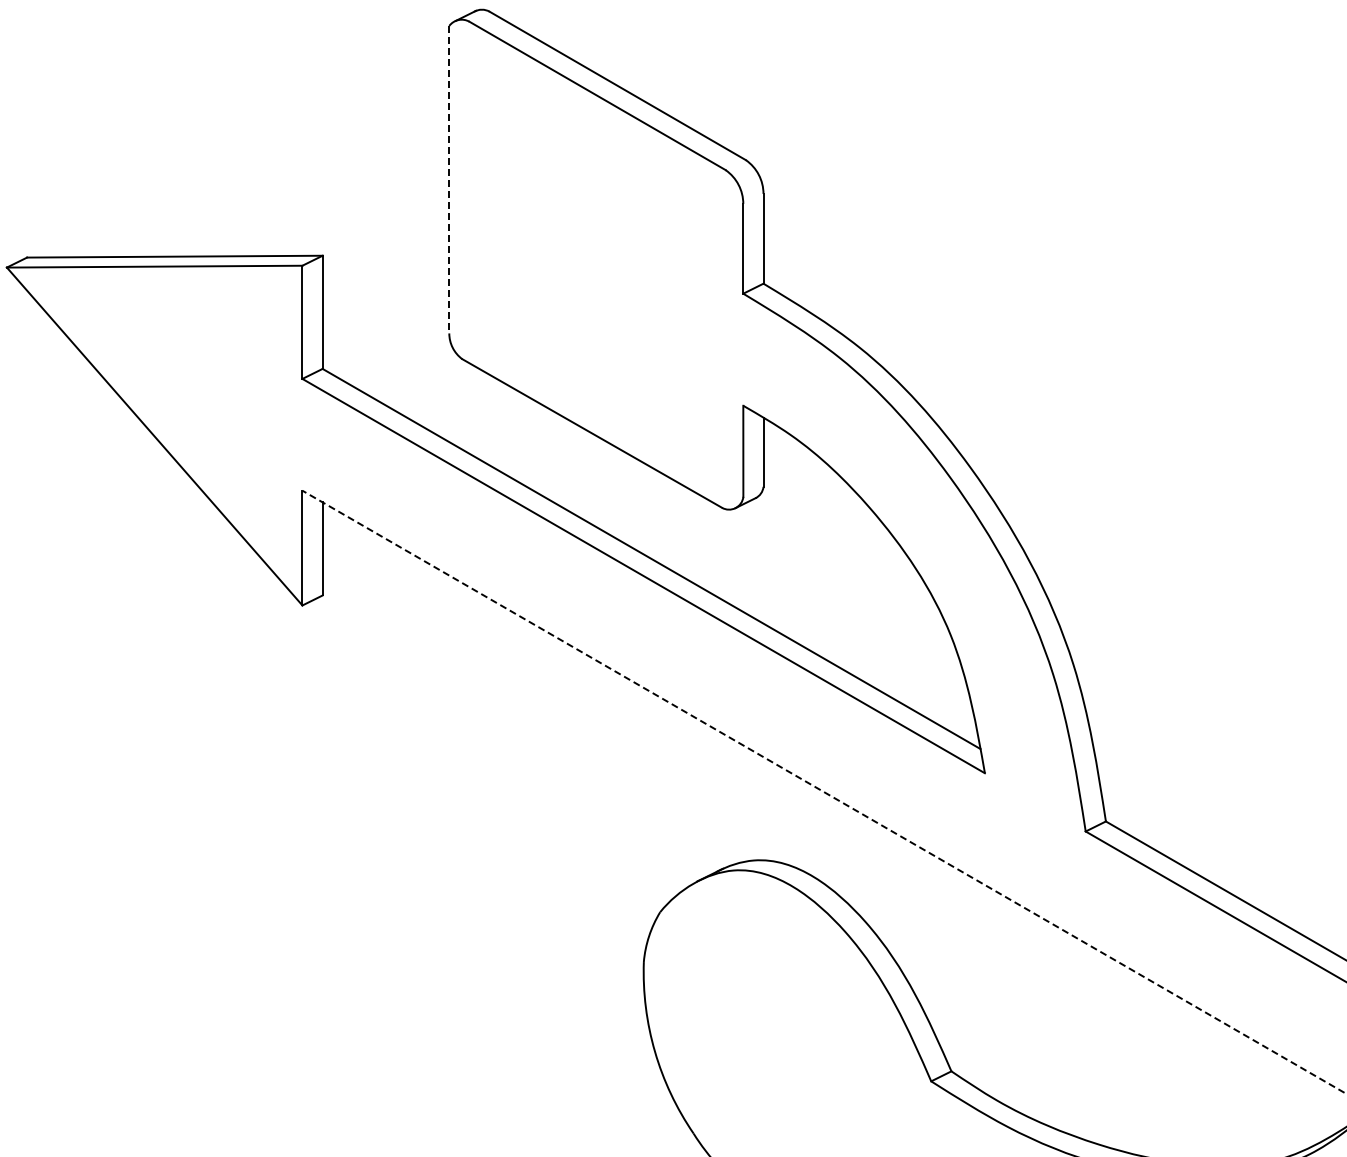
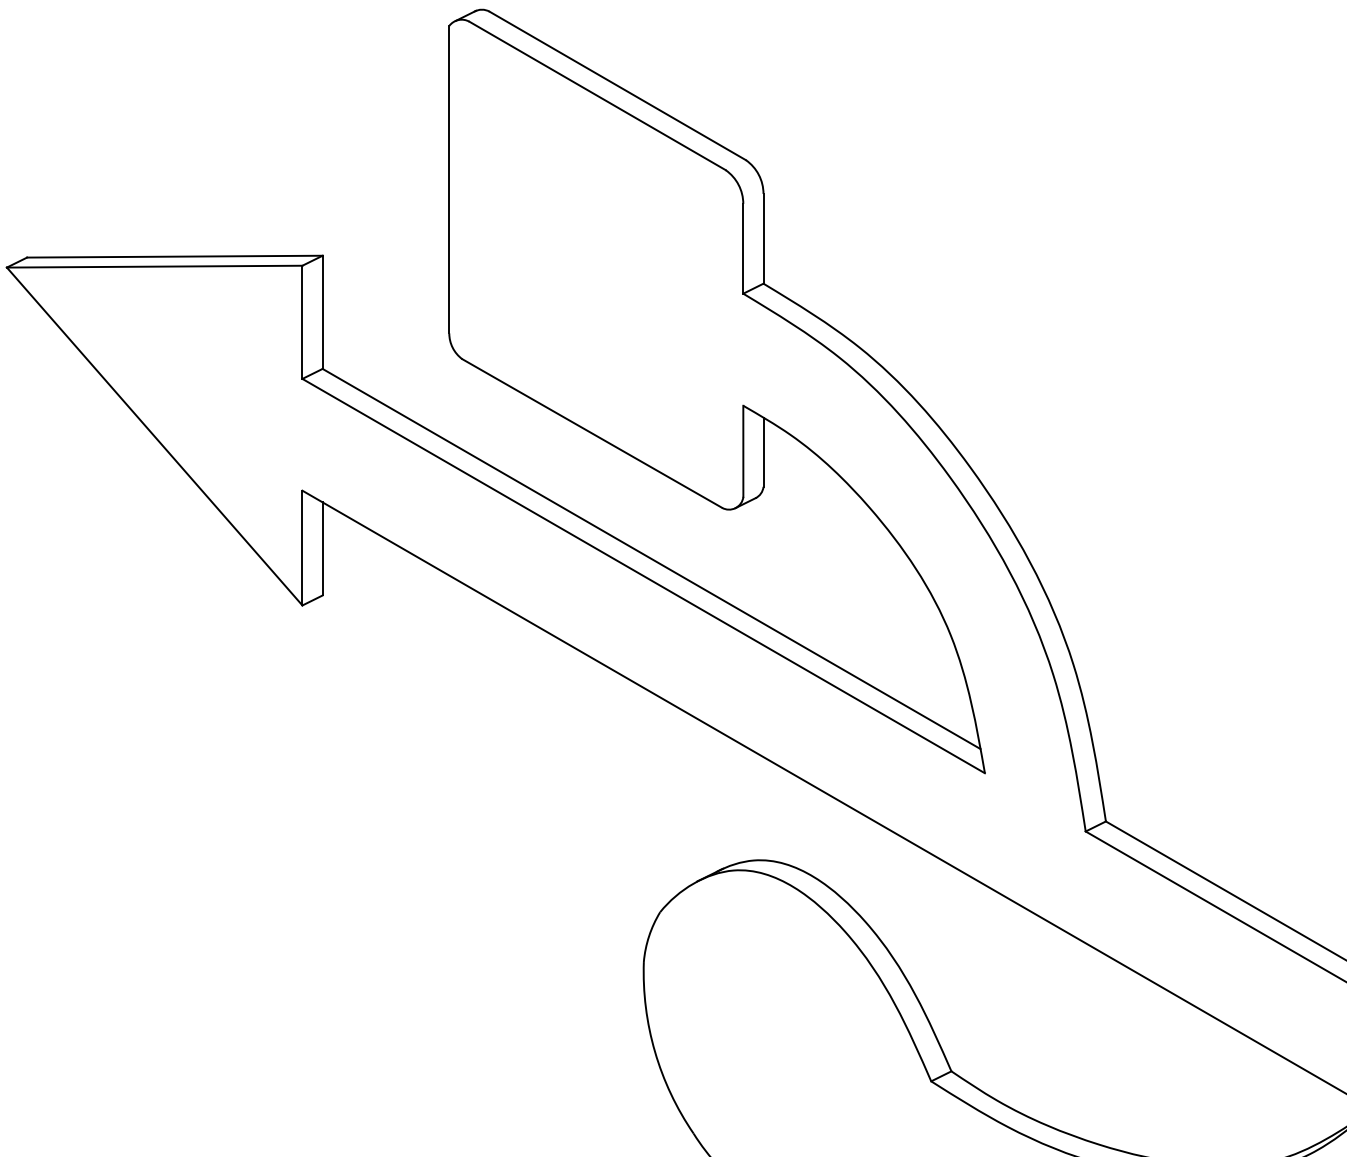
line: dashed -> solid (449, 179)
line: dashed -> solid (824, 792)
